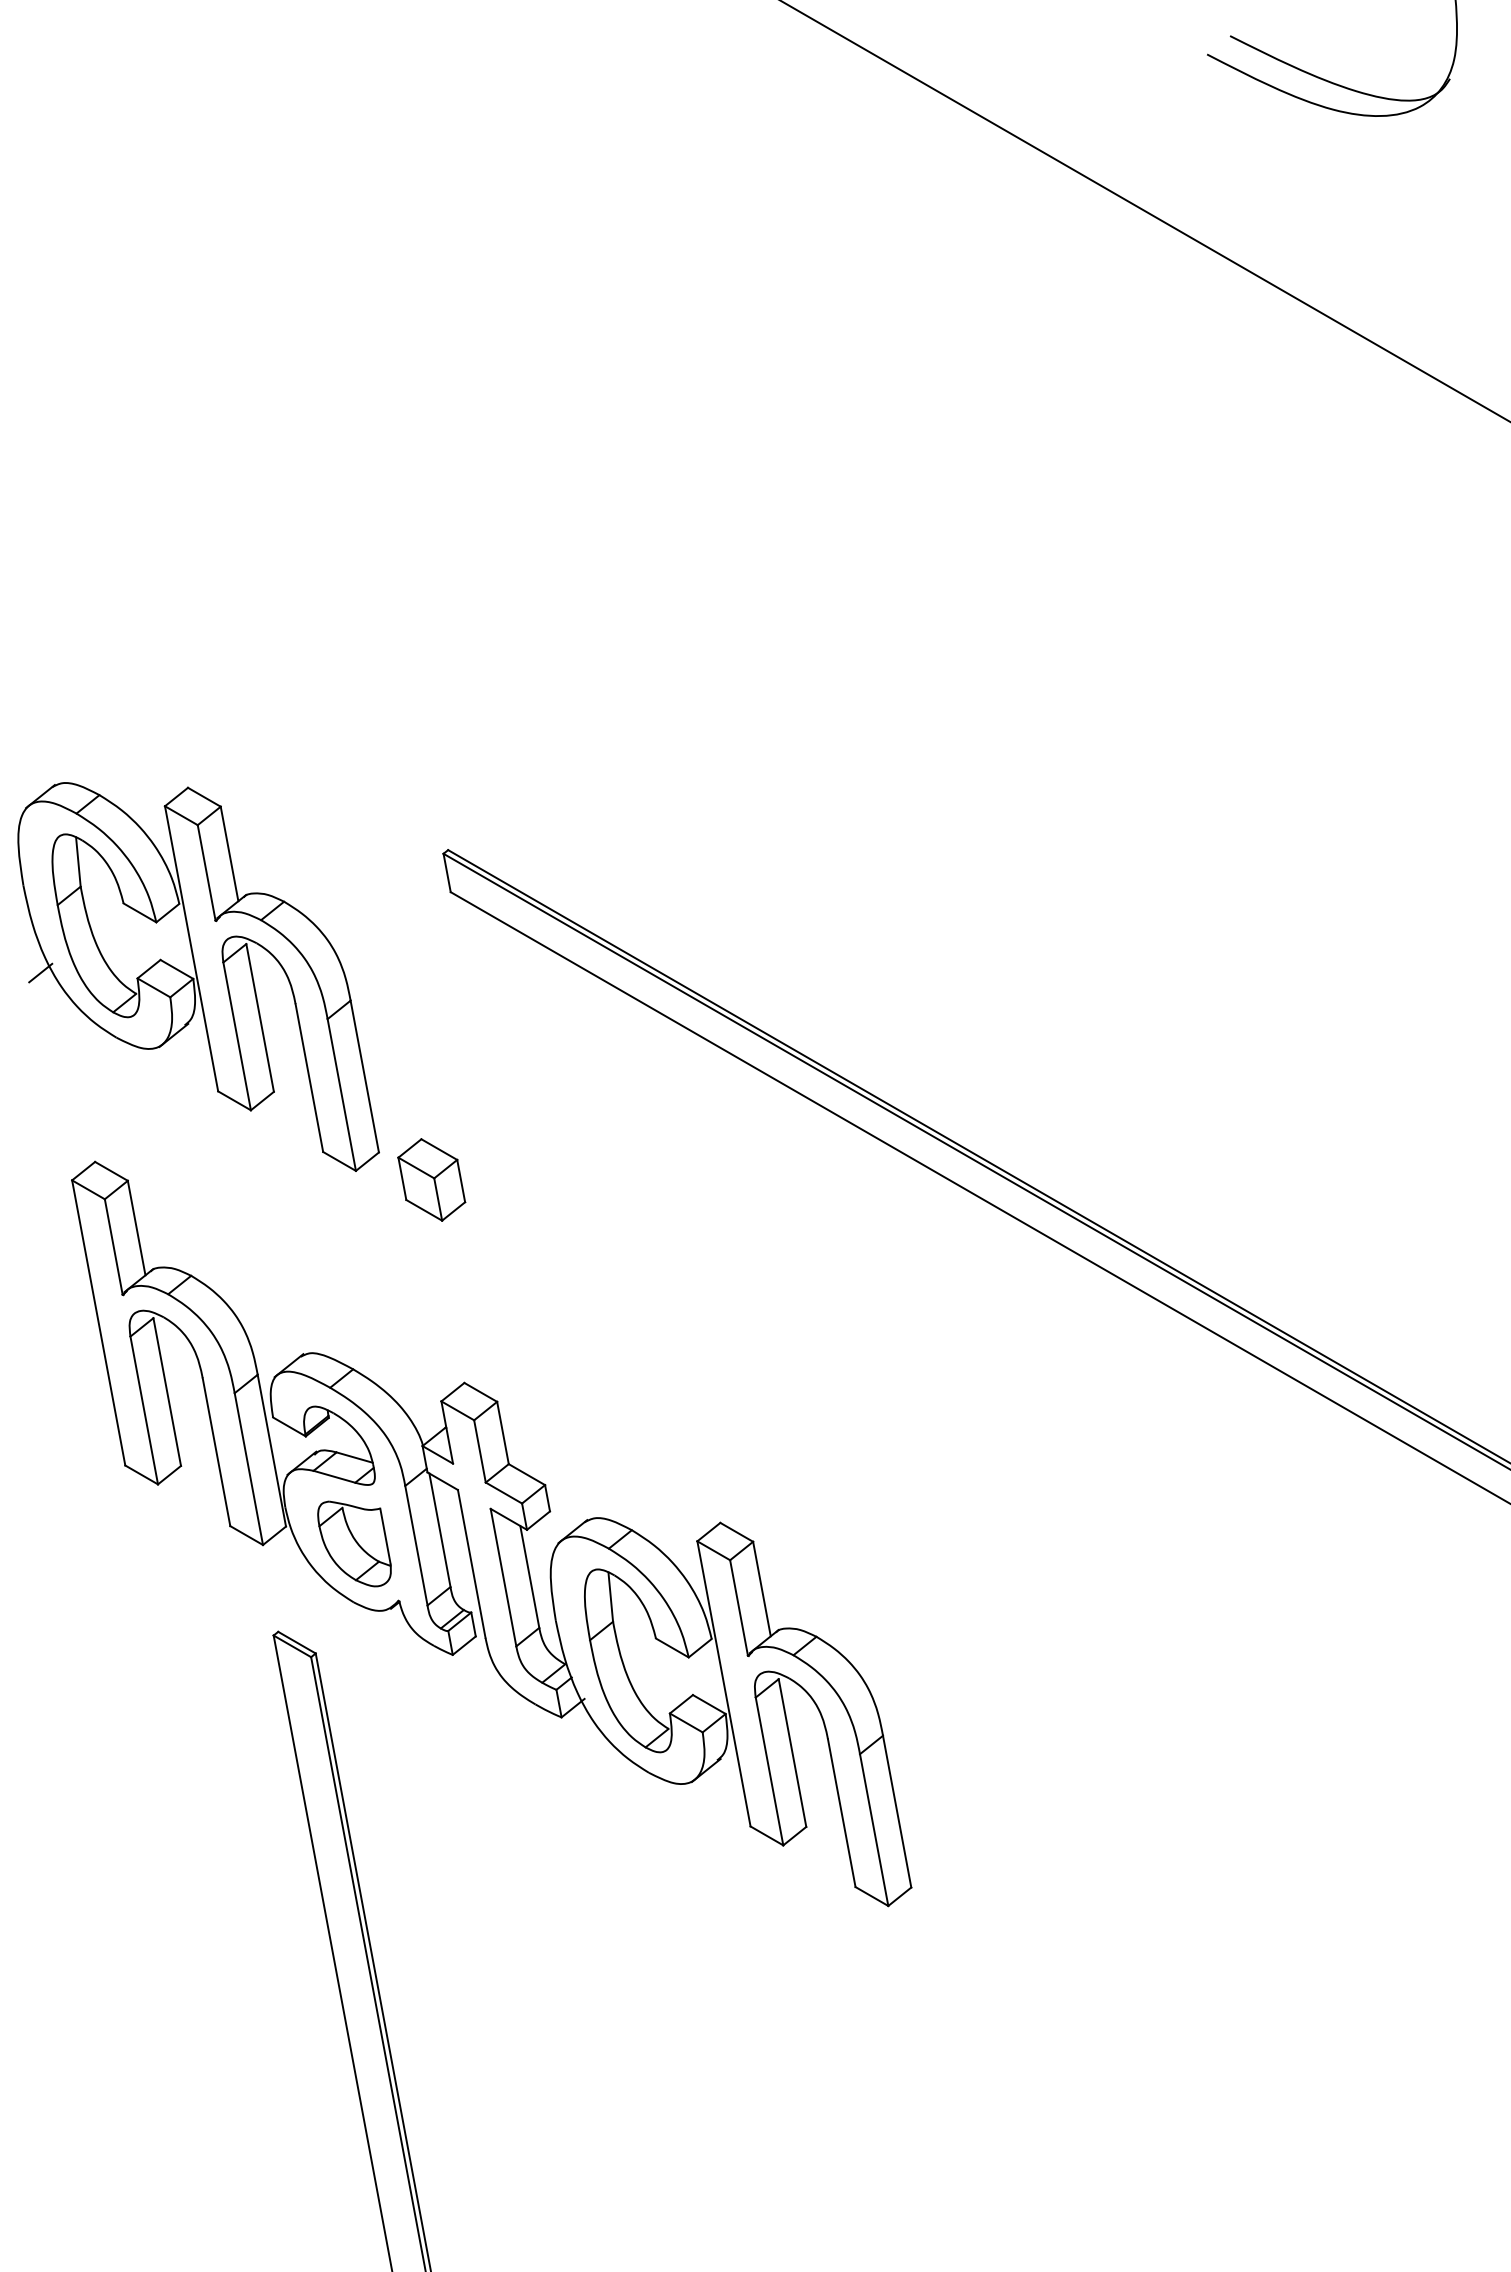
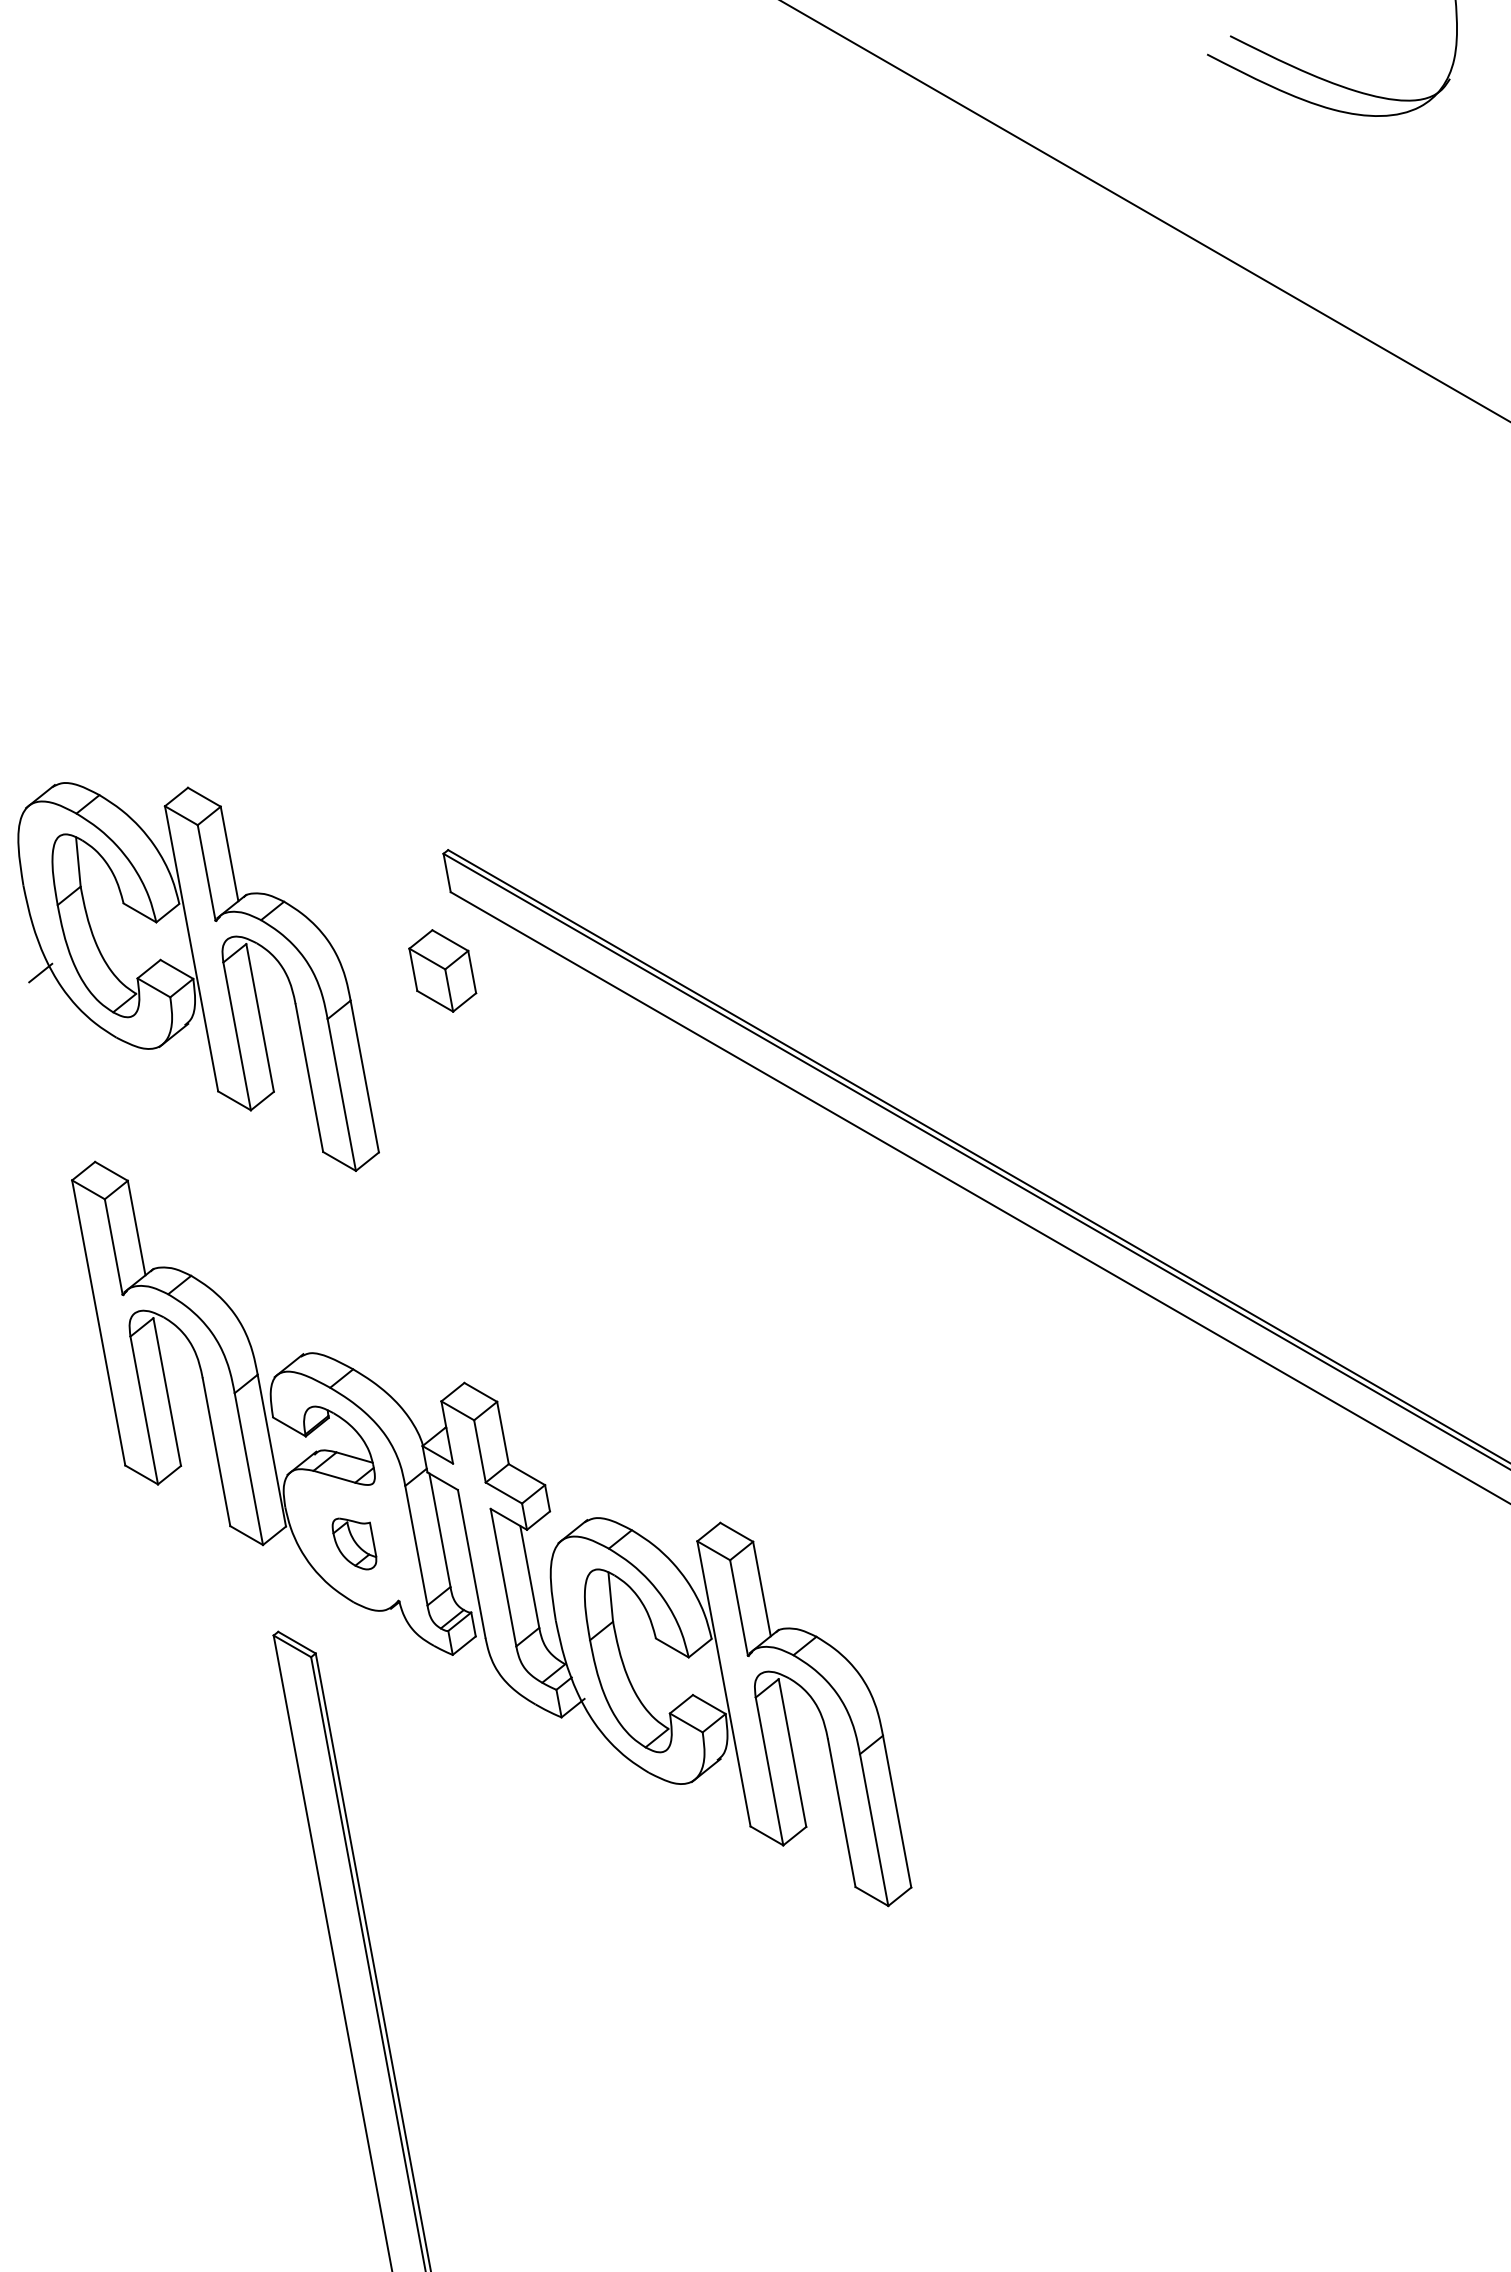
part position: (431, 1179) -> (442, 970) (442, 970)
part size: 75x88 px -> 47x54 px (354, 1543)
